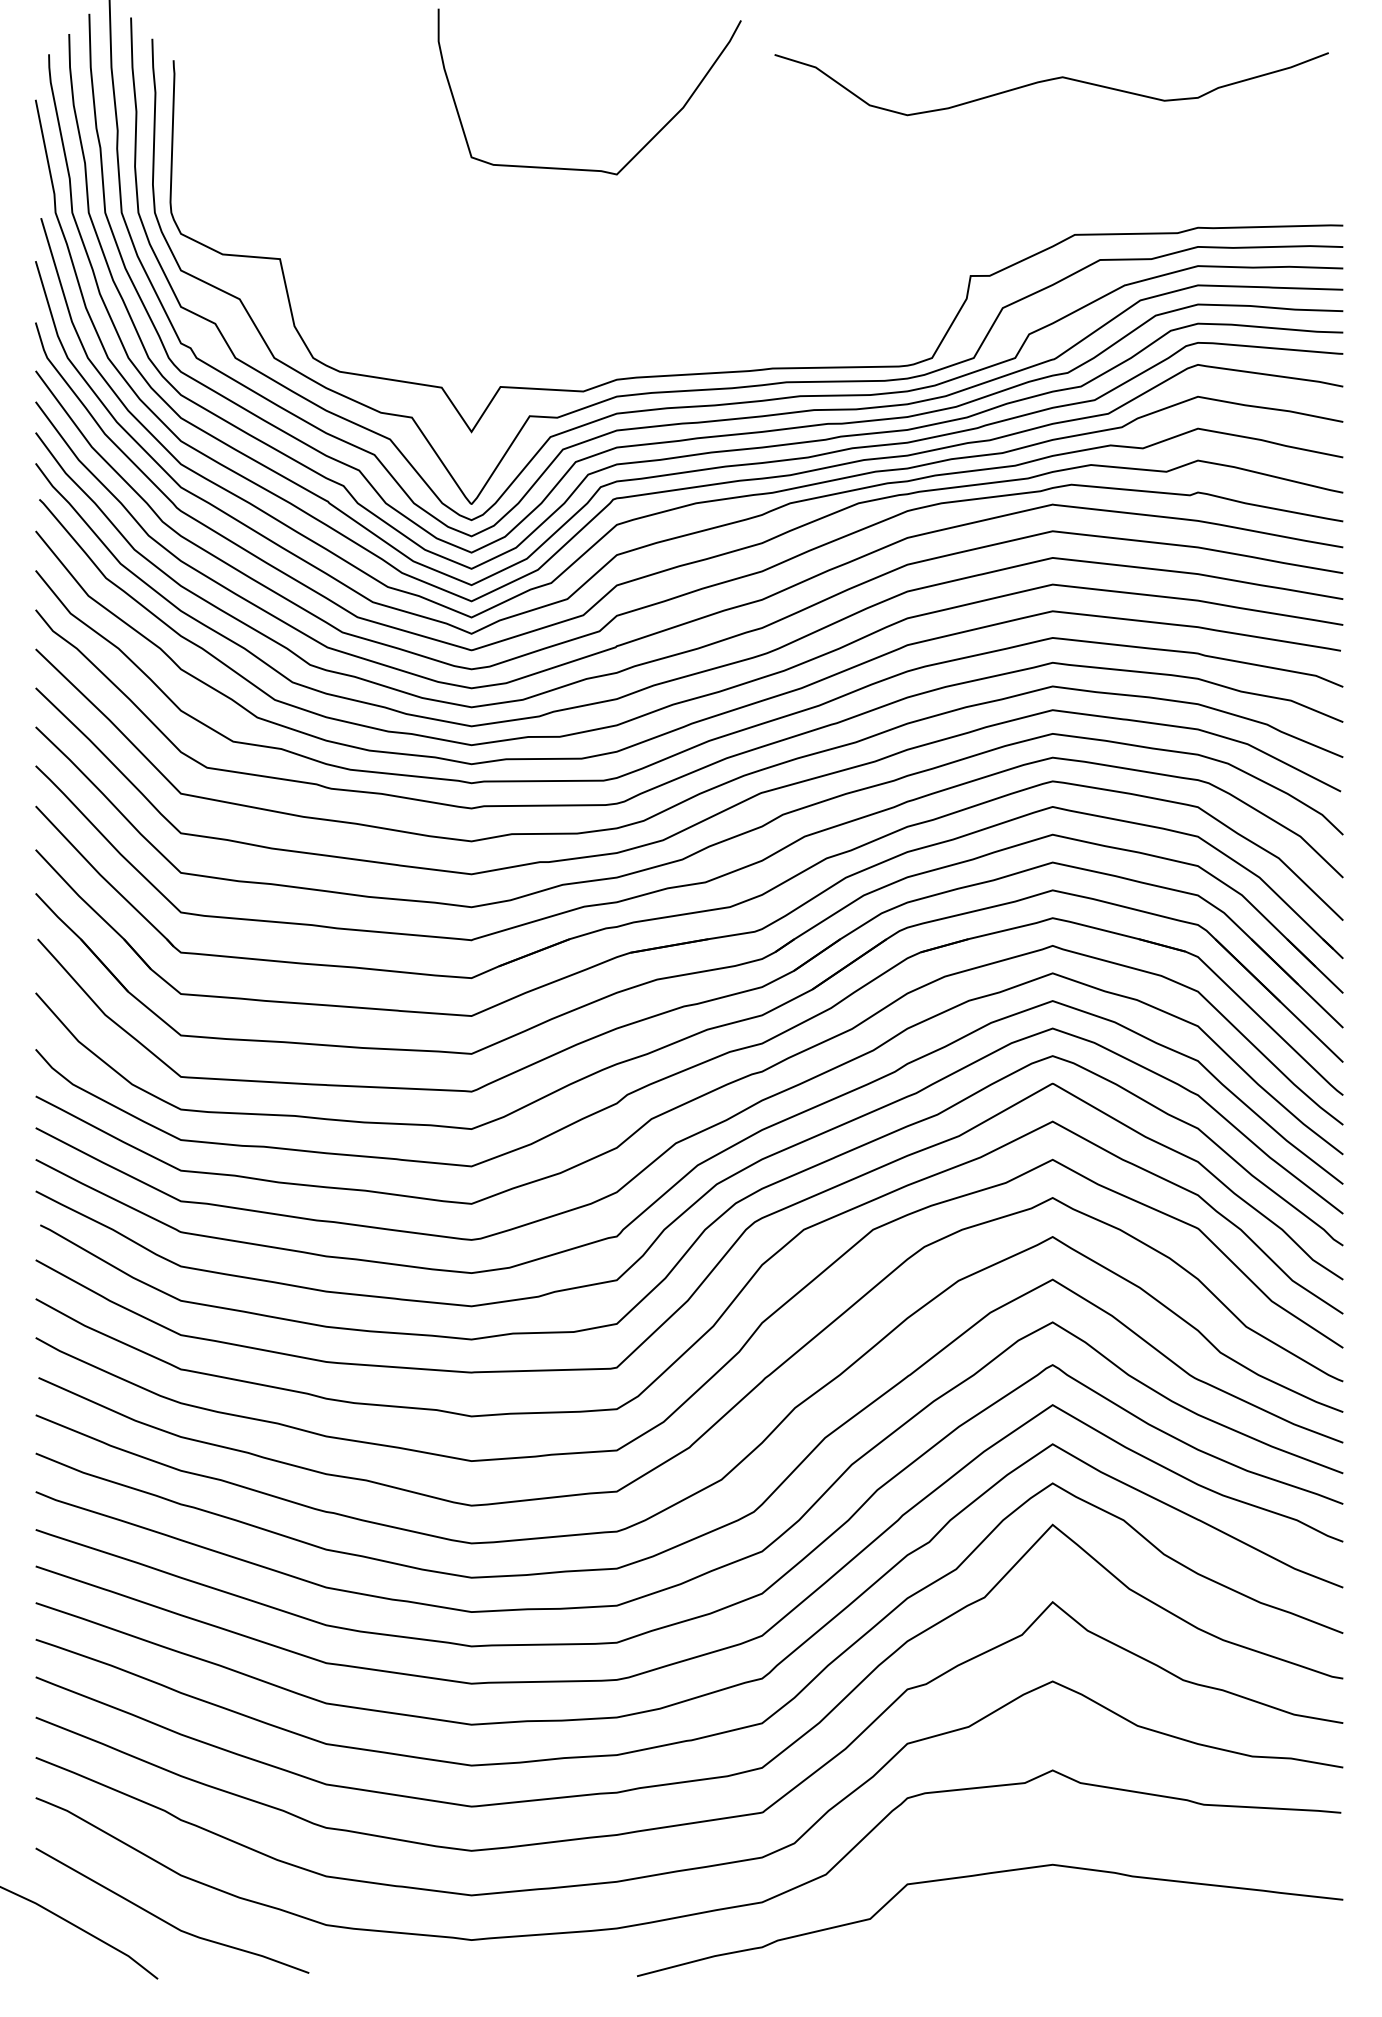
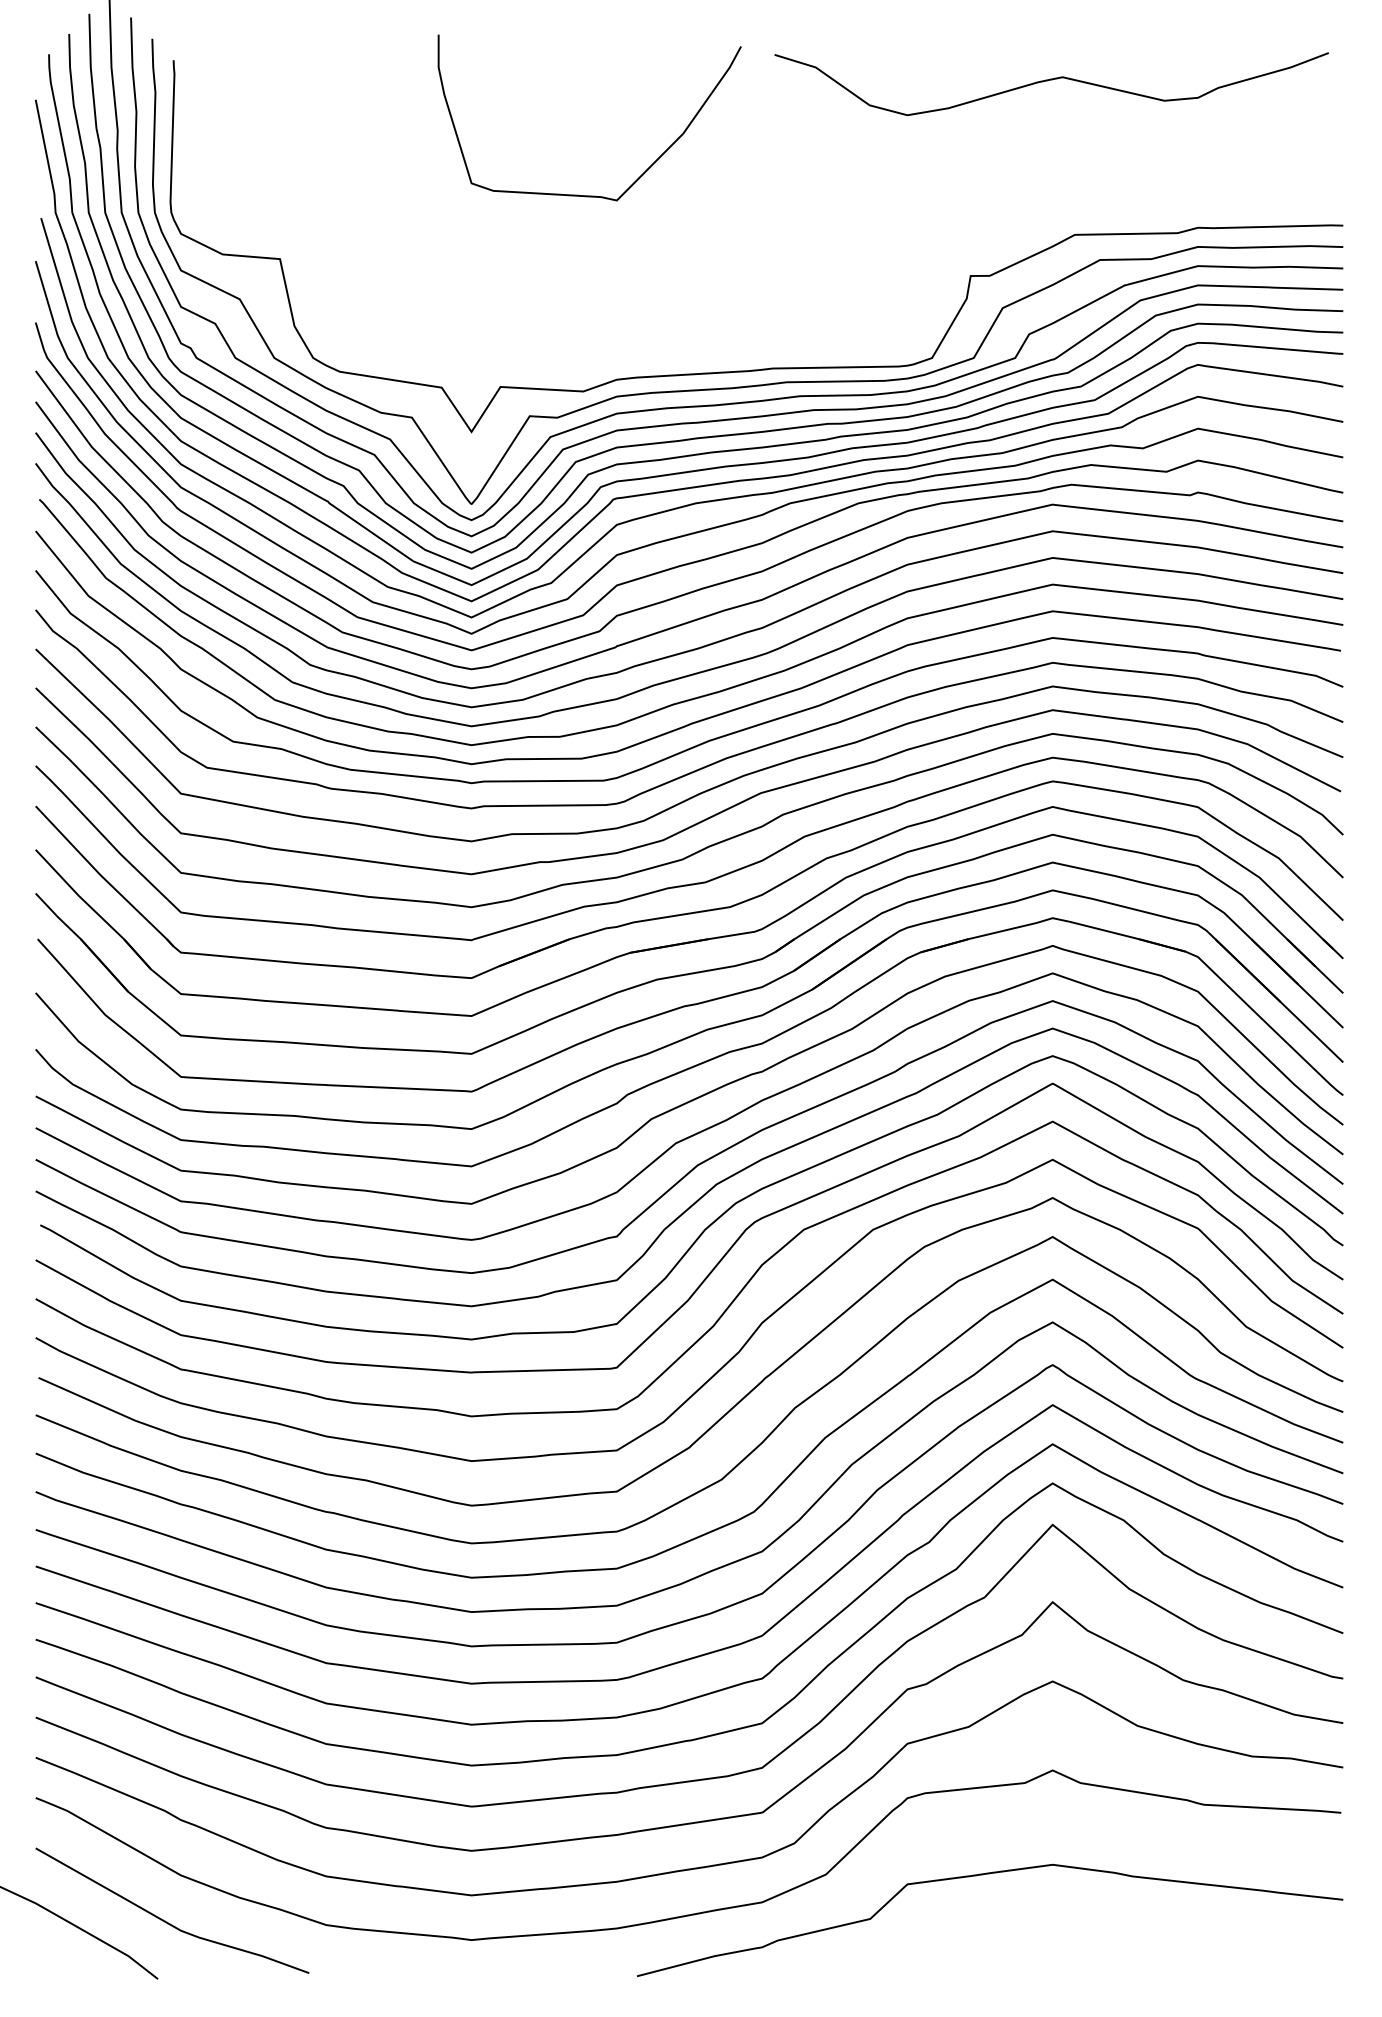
curve position: (644, 145) -> (644, 171) (644, 171)
